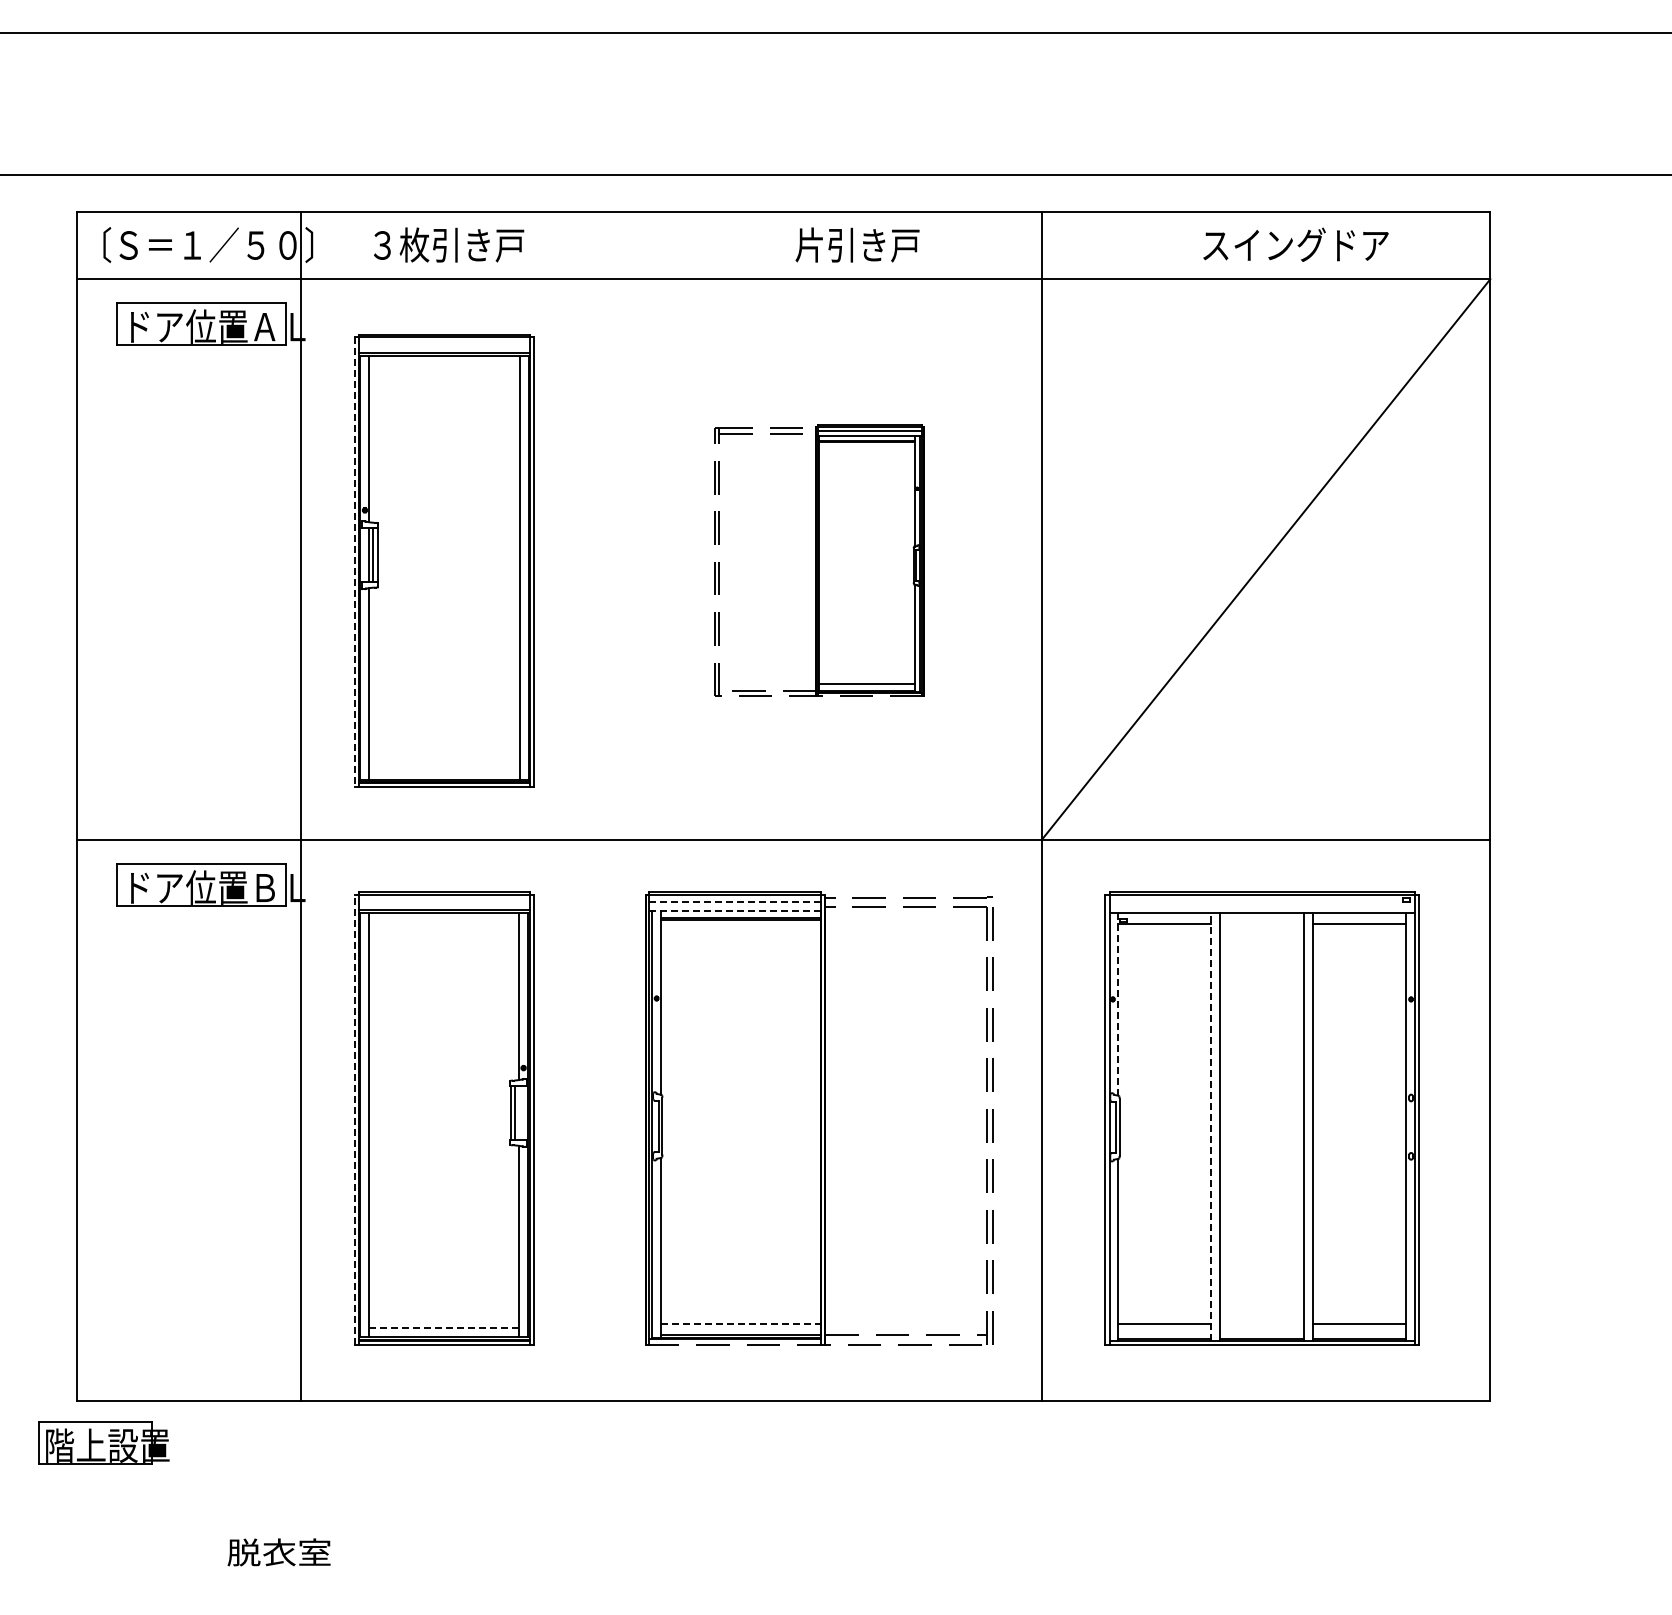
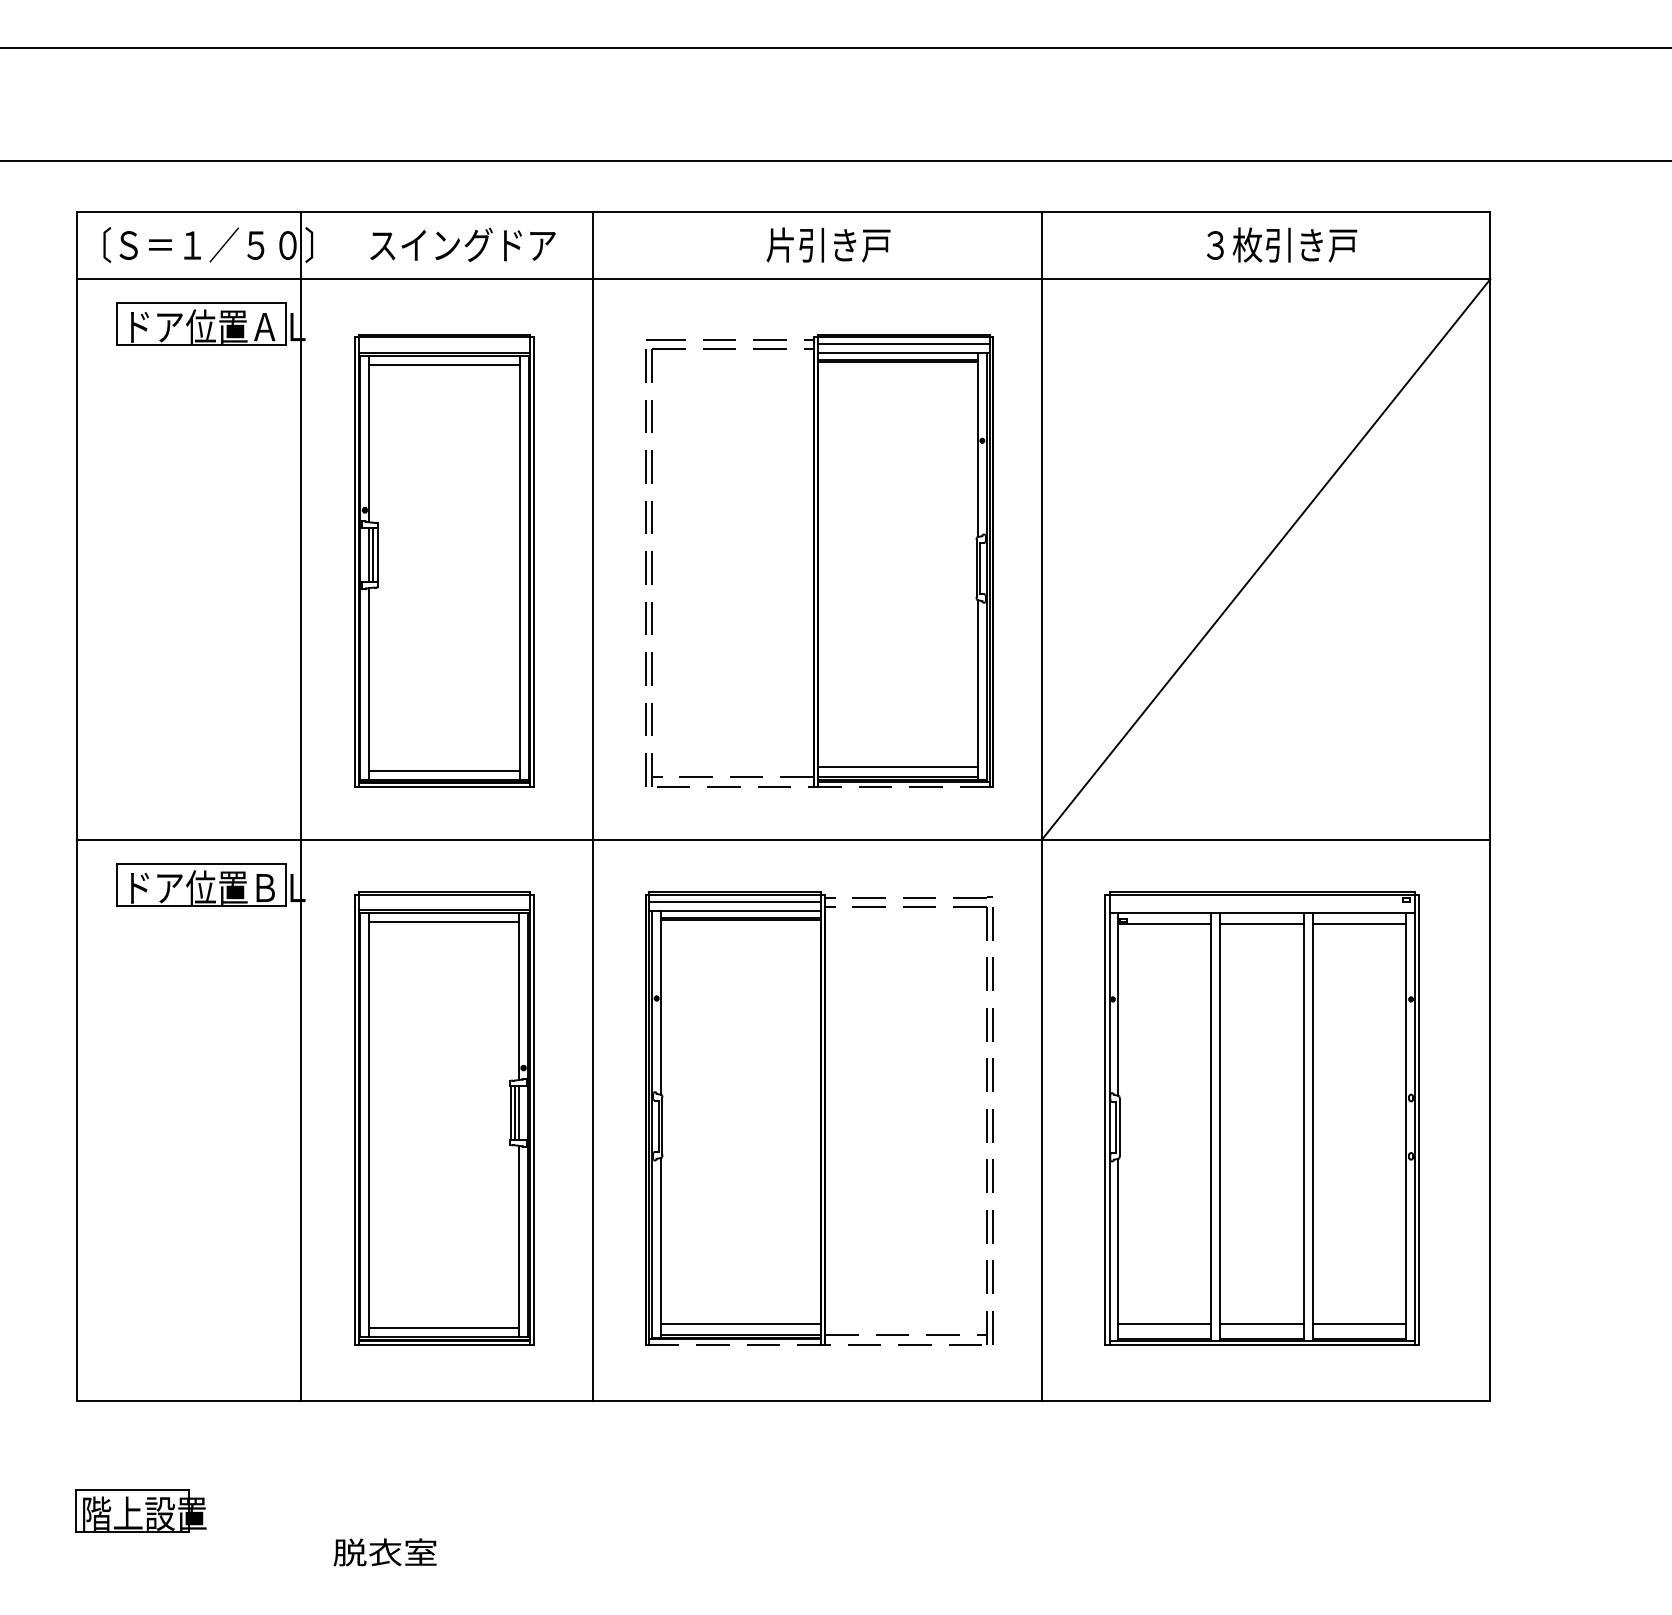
line position: (835, 33) -> (835, 48) (835, 48)
line position: (835, 174) -> (835, 160) (835, 160)
text: ３枚引き戸 -> スイングドア (462, 244)
text position: (857, 244) -> (828, 244) (828, 244)
text: スイングドア -> ３枚引き戸 (1295, 244)
line: none -> present (444, 364)
part size: 211x273 px -> 349x454 px (819, 560)
line: dashed -> solid (354, 561)
line: none -> present (444, 770)
line: none -> present (592, 806)
line: dashed -> solid (735, 902)
line: dashed -> solid (735, 911)
line: none -> present (443, 922)
line: none -> present (1262, 923)
line: dashed -> solid (1118, 1004)
line: none -> present (519, 1112)
line: dashed -> solid (354, 1119)
line: dashed -> solid (1211, 1127)
line: none -> present (1262, 1323)
line: dashed -> solid (741, 1324)
line: dashed -> solid (444, 1328)
part position: (103, 1442) -> (140, 1510) (140, 1510)
text position: (278, 1552) -> (384, 1552) (384, 1552)
